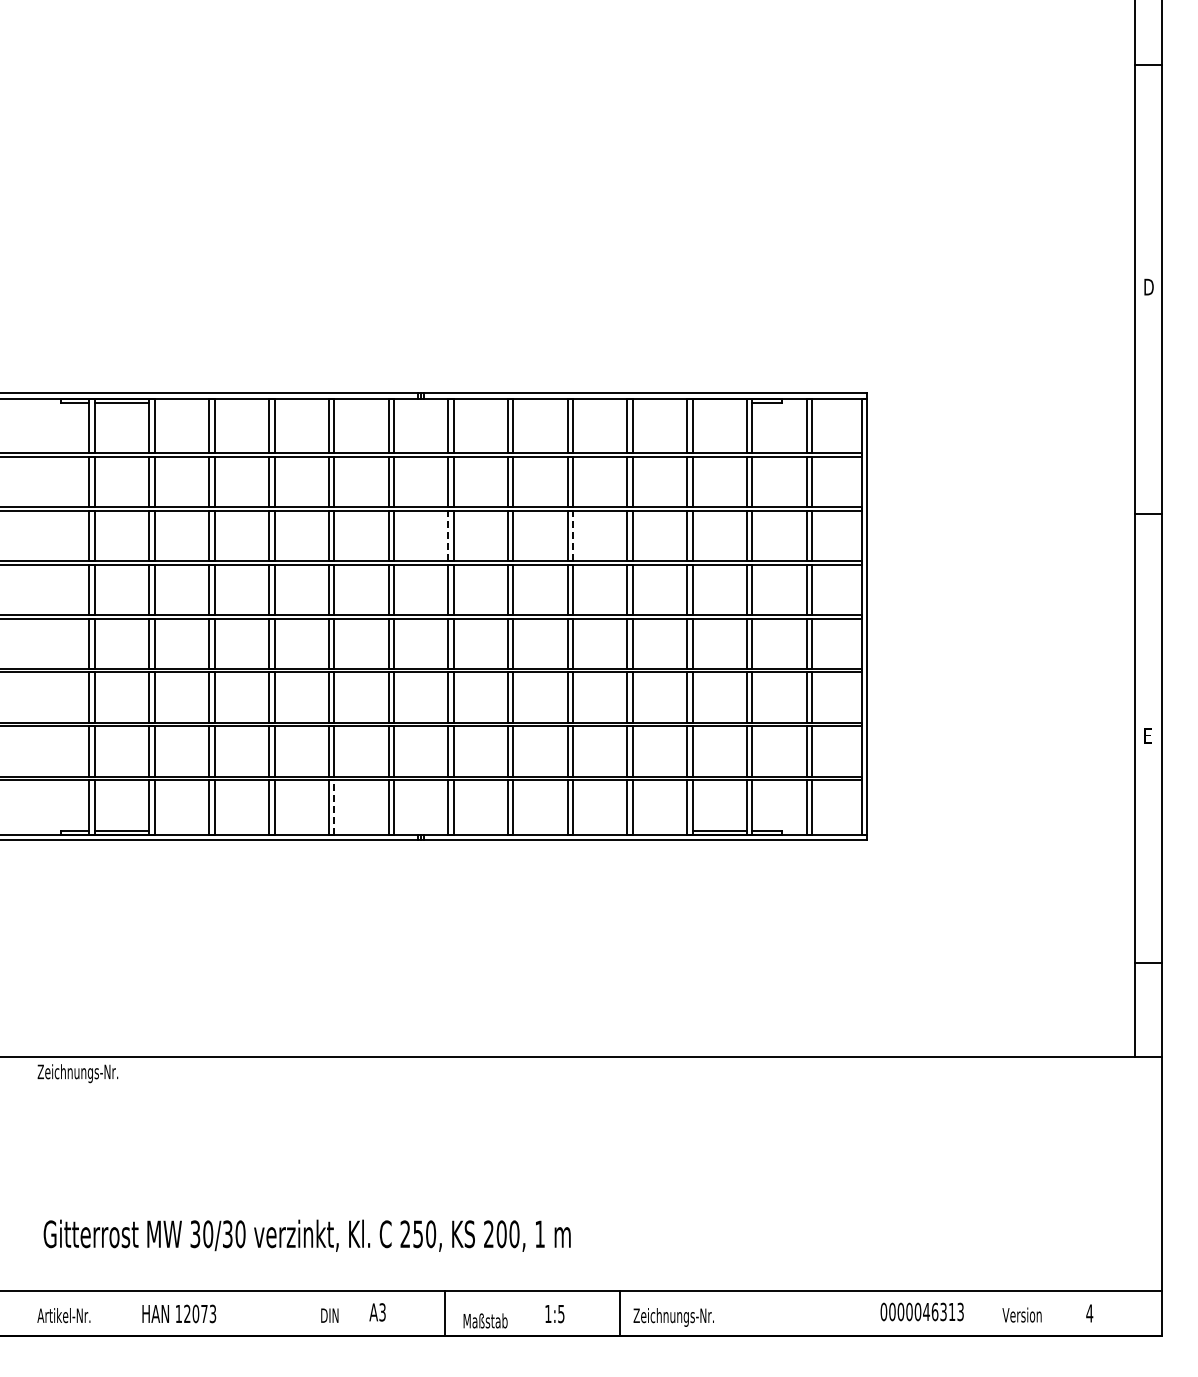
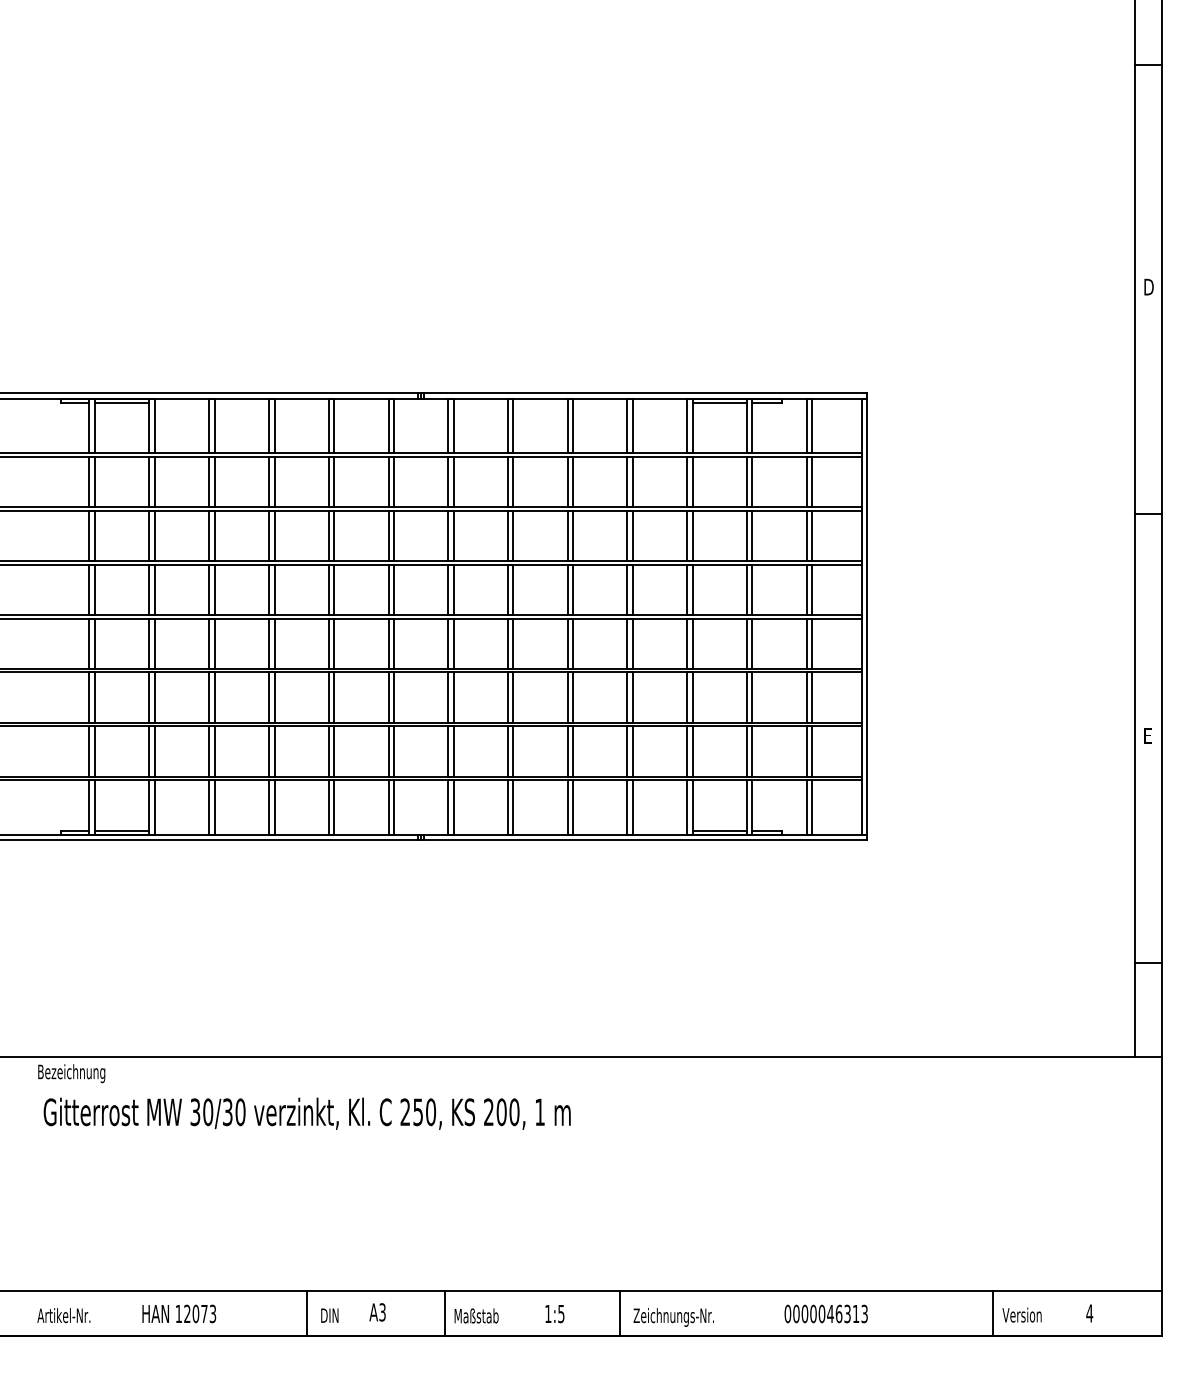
line: none -> present (719, 402)
line: dashed -> solid (448, 535)
line: dashed -> solid (573, 535)
line: dashed -> solid (334, 807)
text: Zeichnungs-Nr. -> Bezeichnung (77, 1073)
text position: (306, 1235) -> (306, 1113) (306, 1113)
text position: (921, 1311) -> (825, 1313) (825, 1313)
line: none -> present (307, 1312)
line: none -> present (992, 1312)
text position: (485, 1320) -> (476, 1315) (476, 1315)
